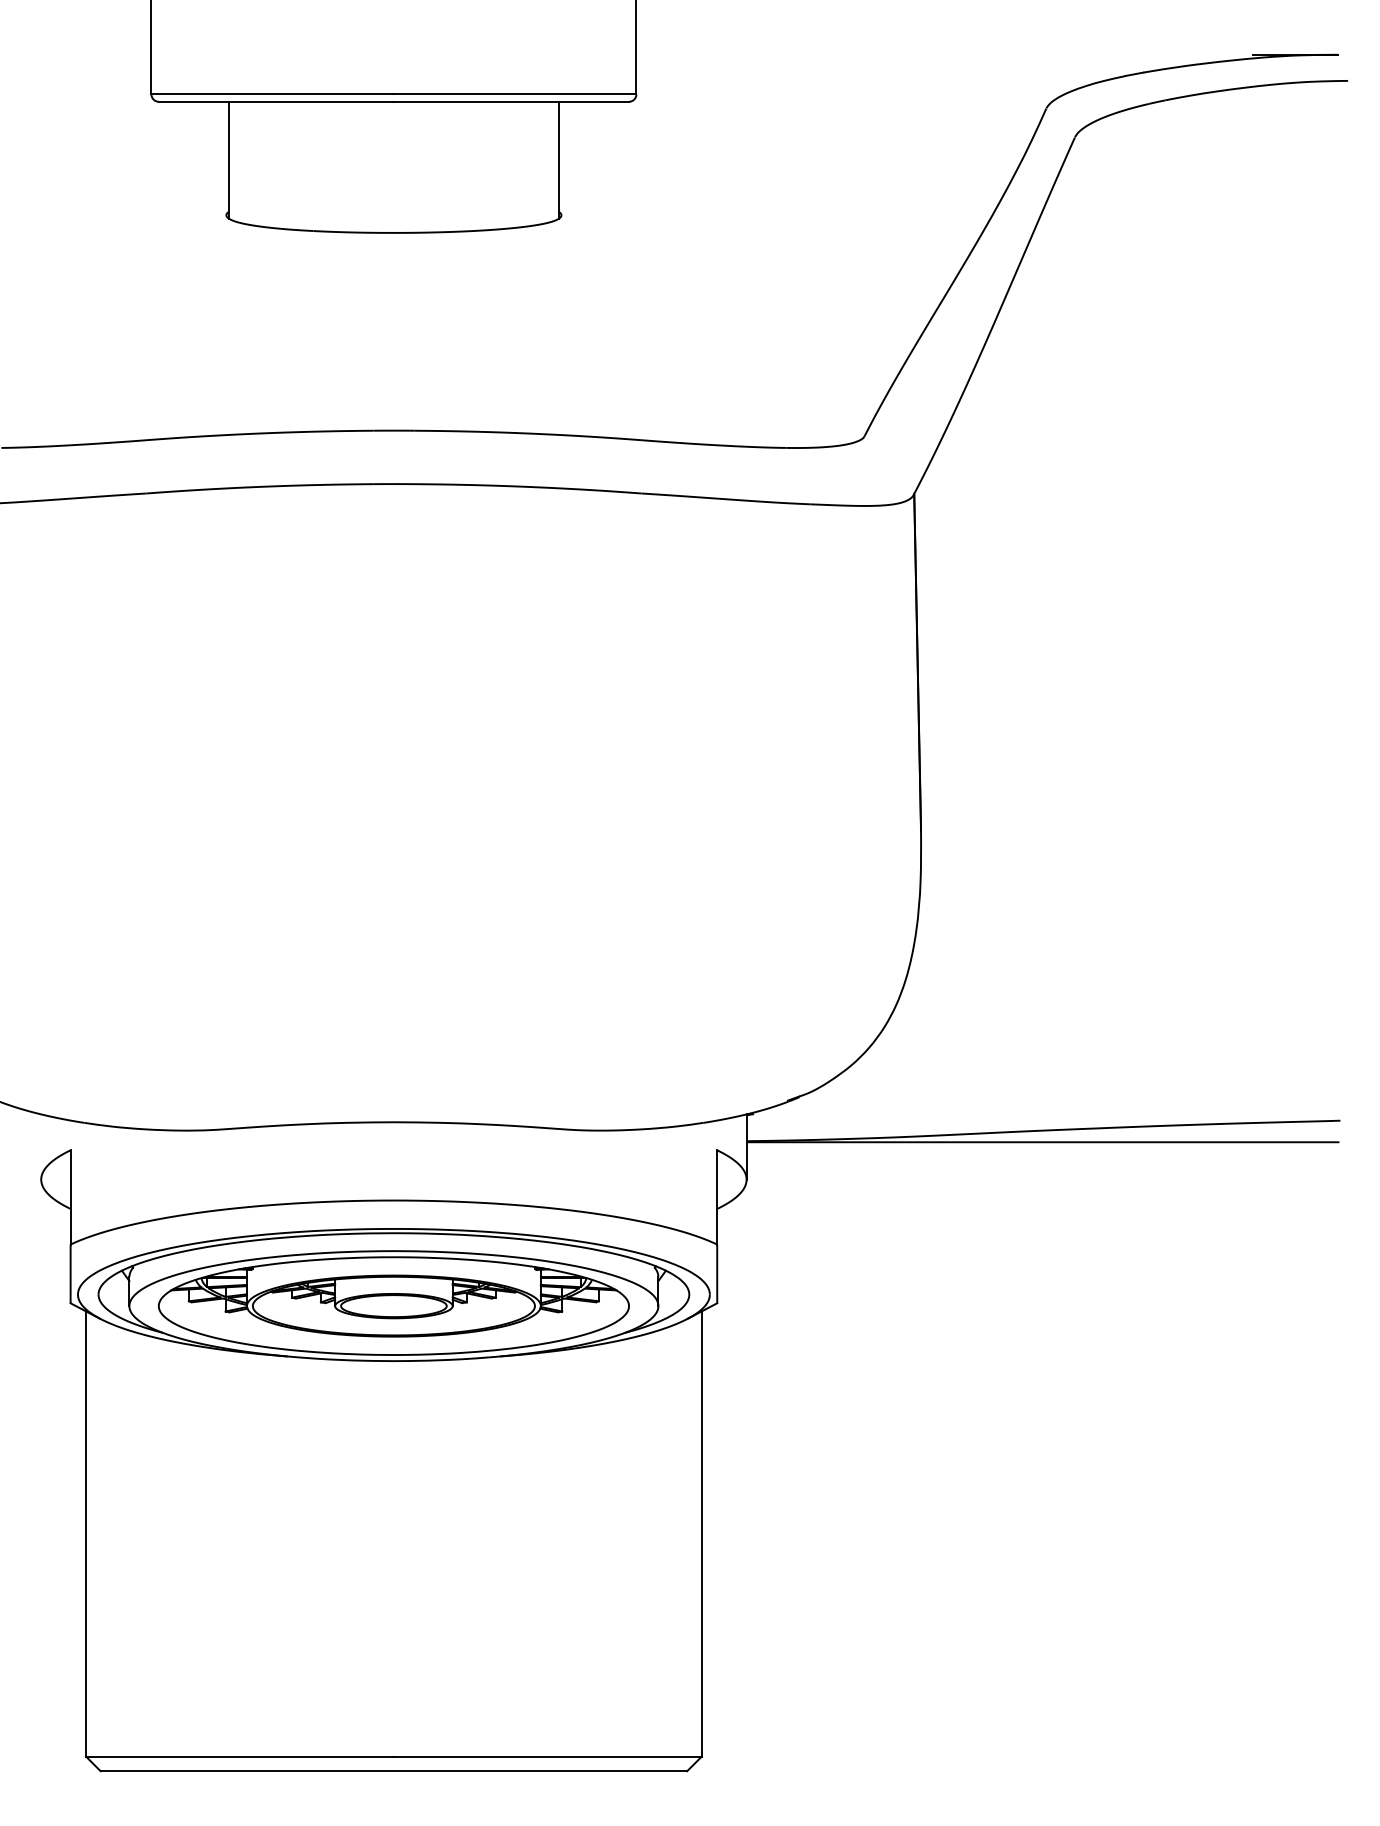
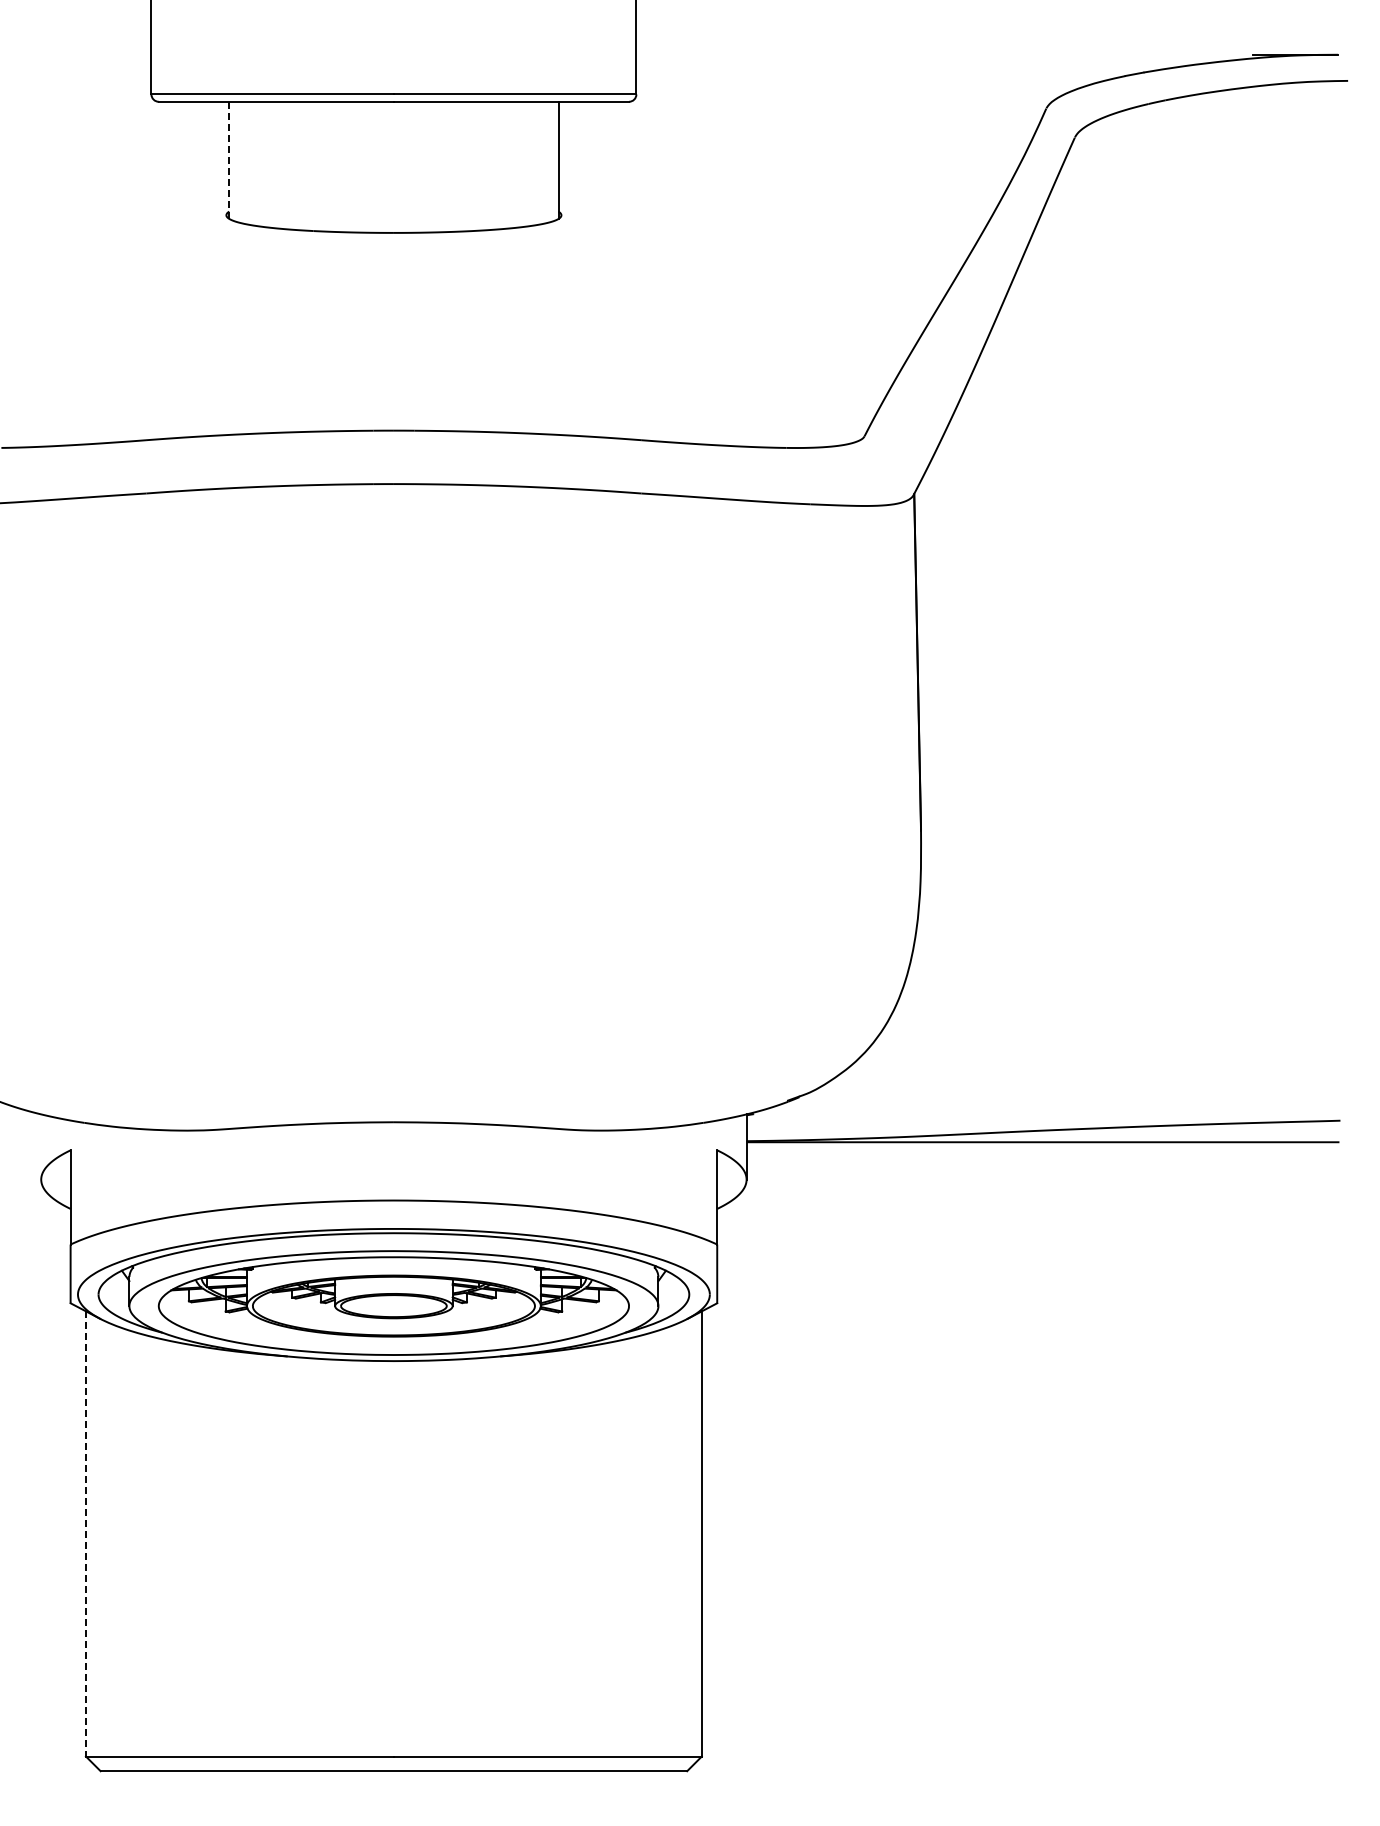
line: solid -> dashed (229, 160)
line: solid -> dashed (85, 1533)
